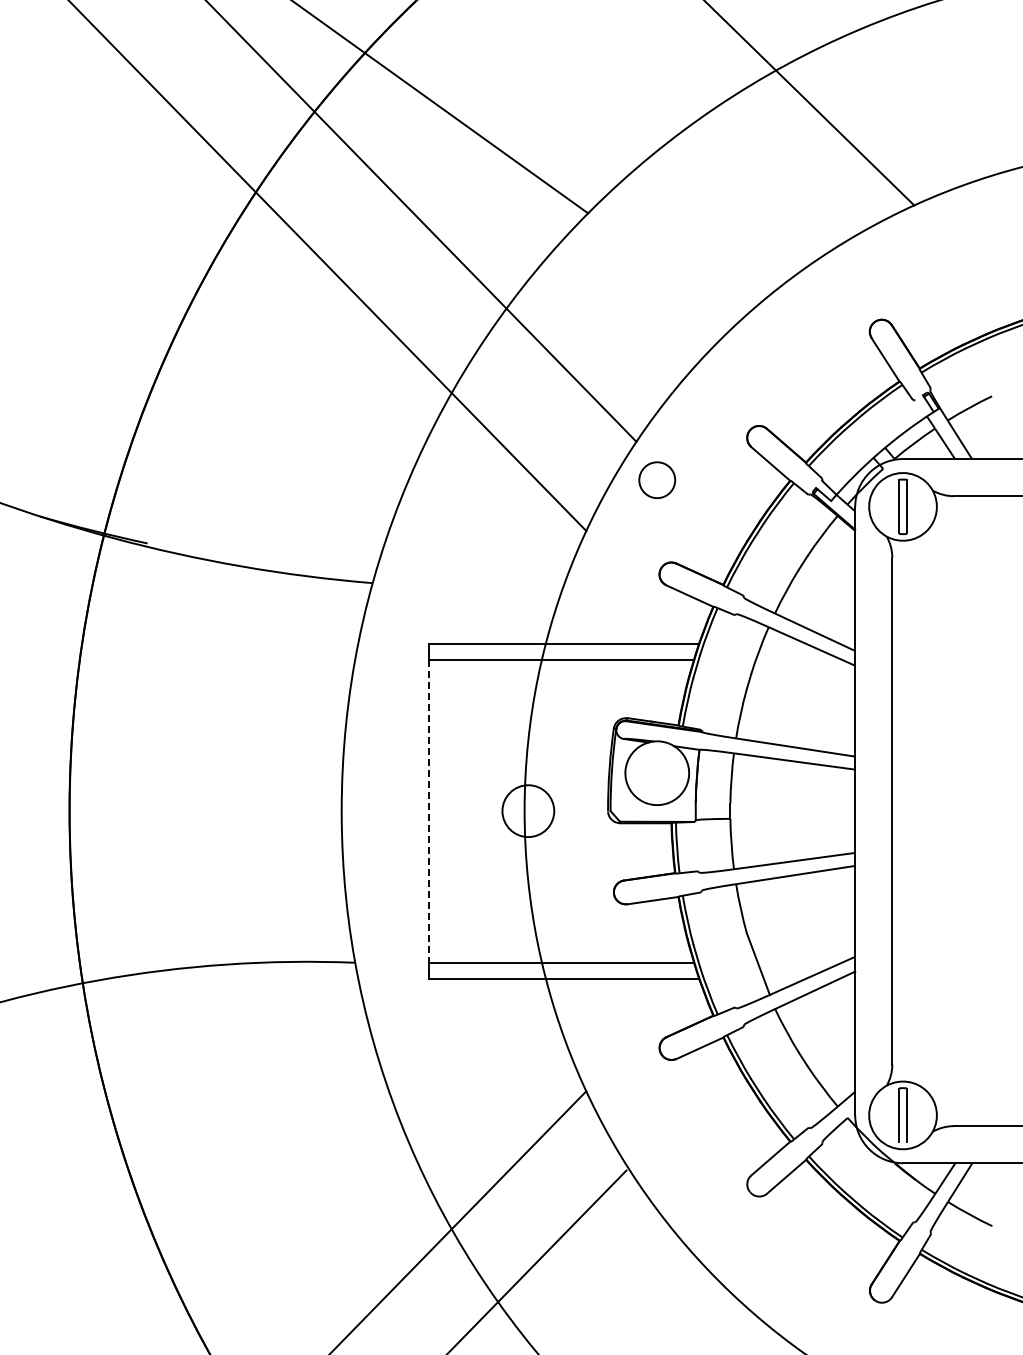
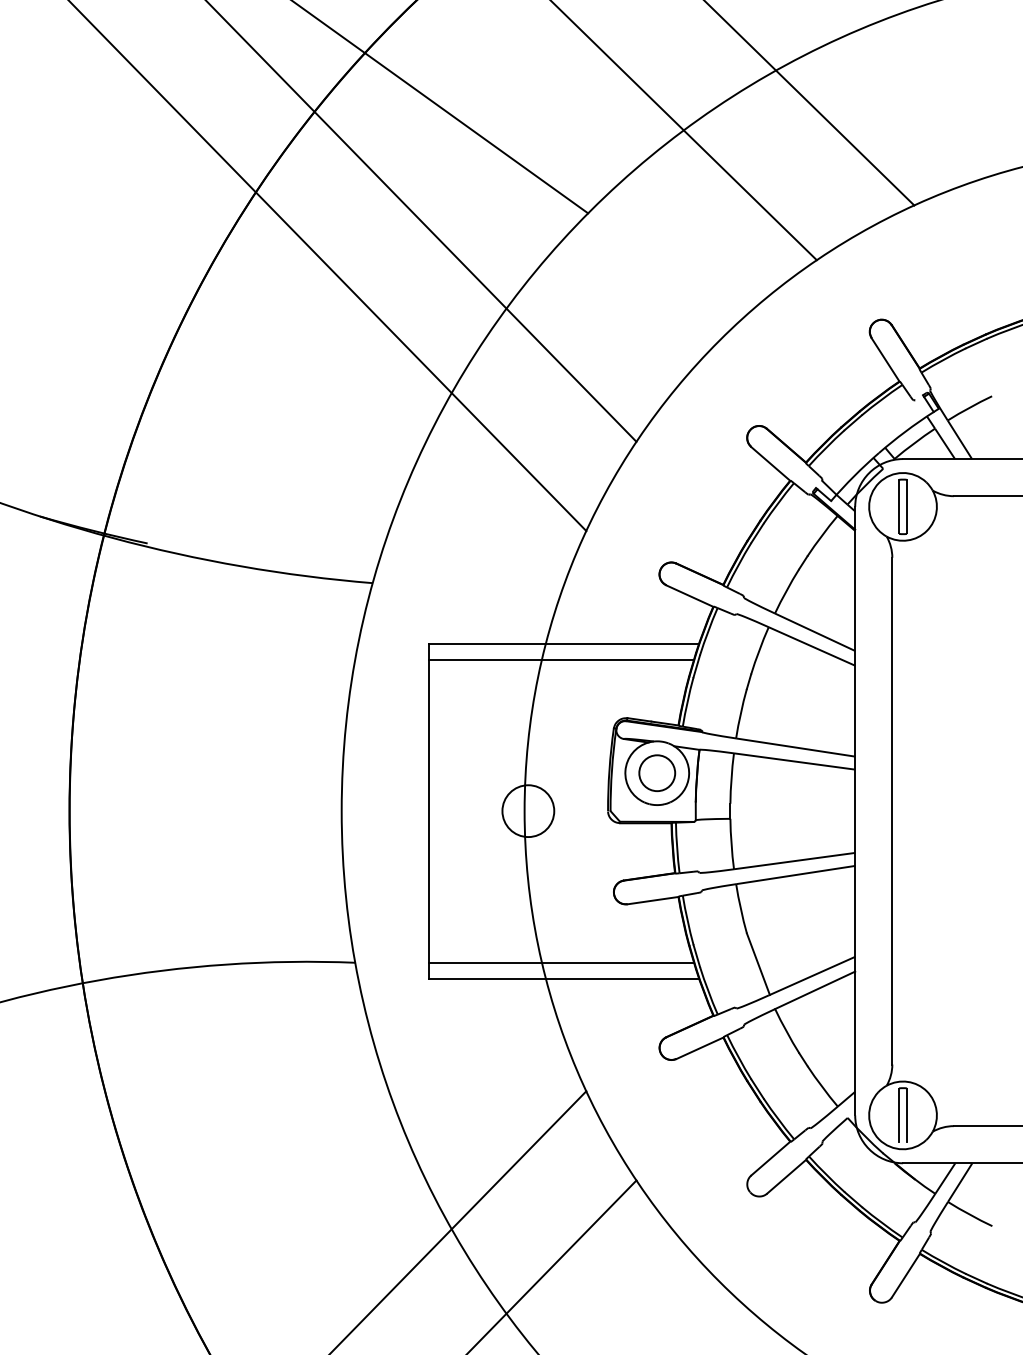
line: none -> present (684, 131)
circle position: (657, 480) -> (657, 773) (657, 773)
line: dashed -> solid (428, 811)
line position: (537, 1260) -> (552, 1265) (552, 1265)
